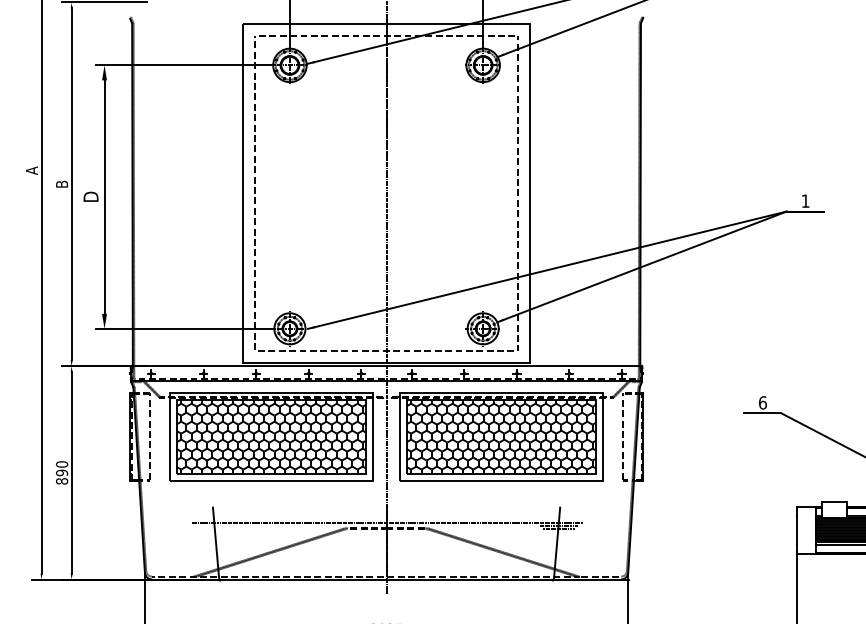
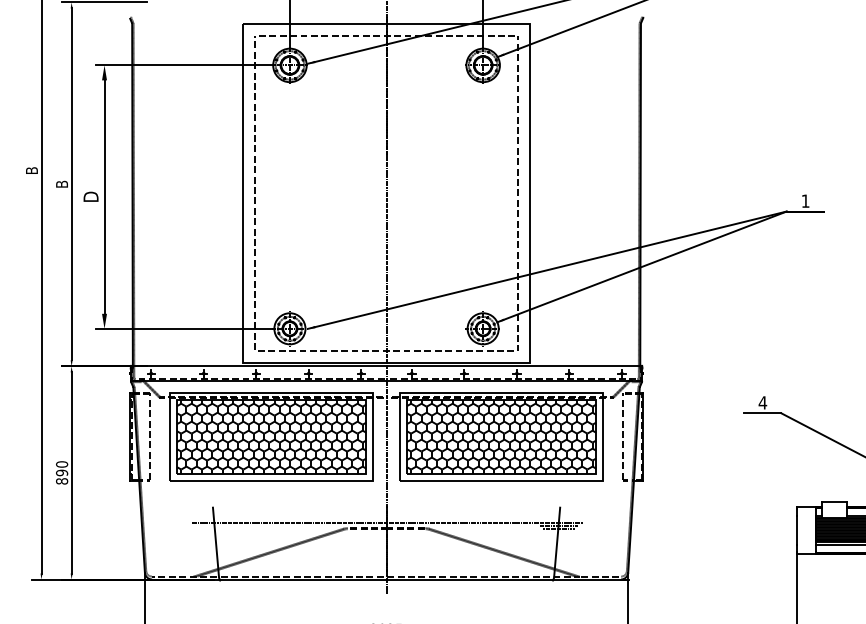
text: A -> B (31, 170)
text: 6 -> 4 (762, 402)
